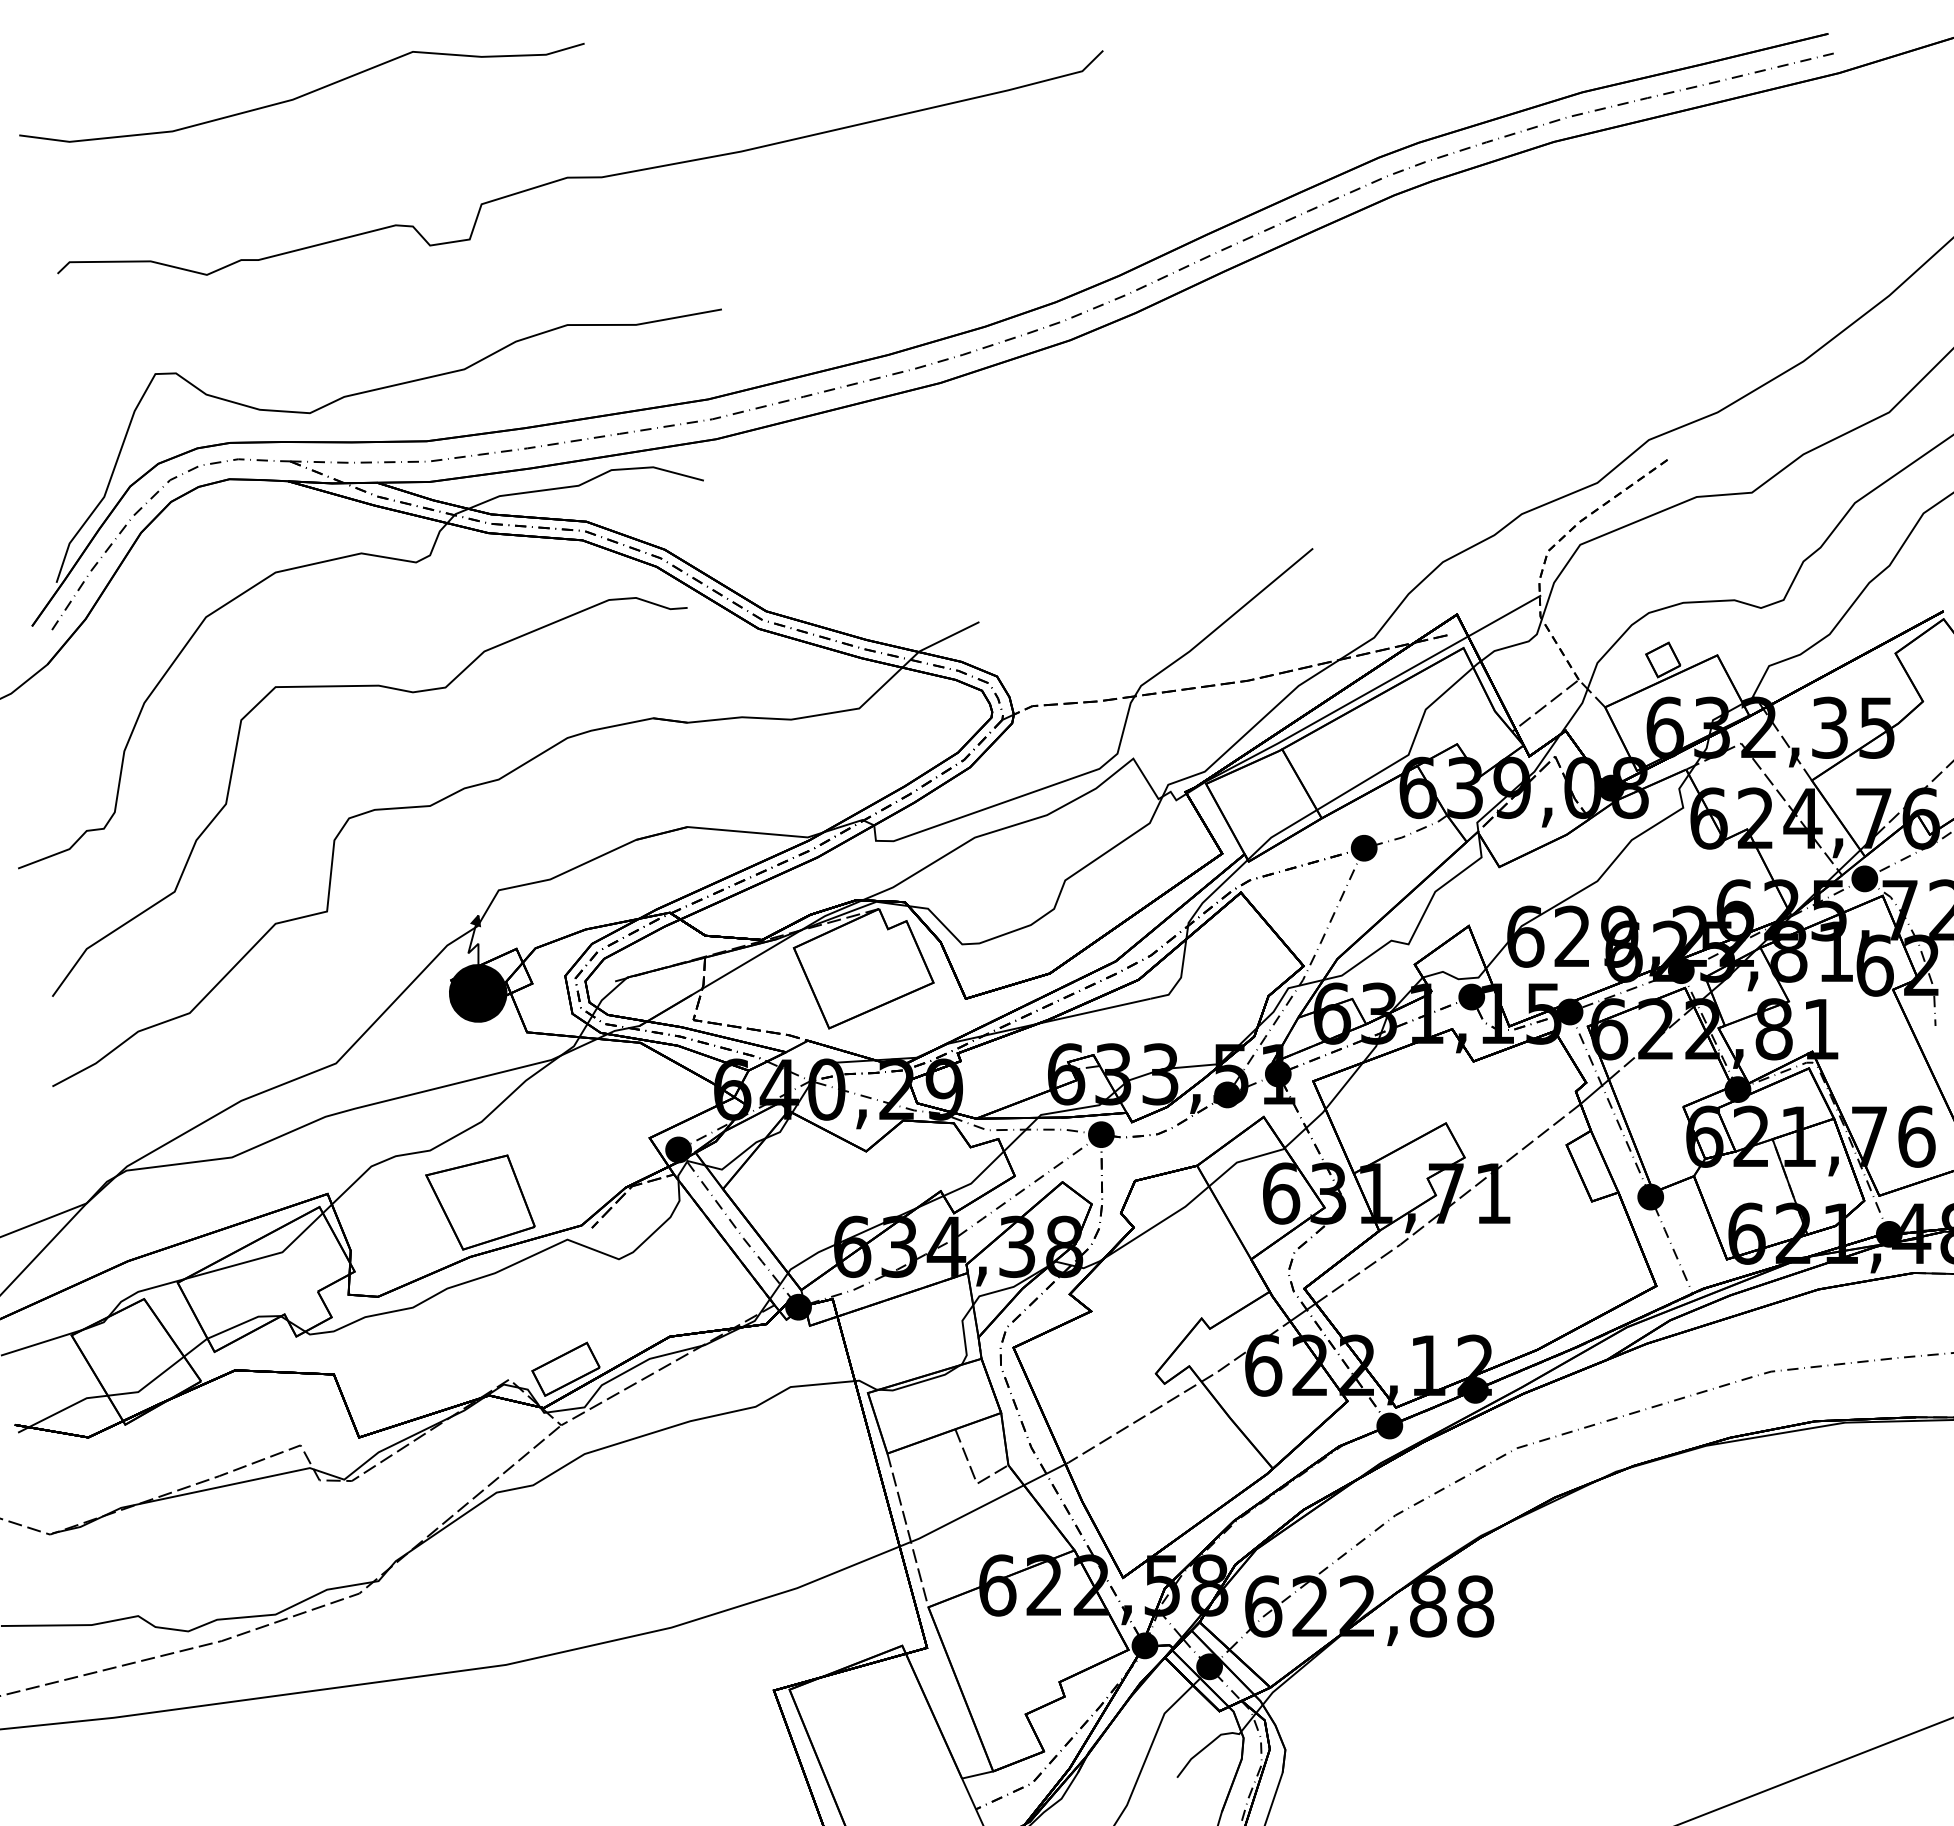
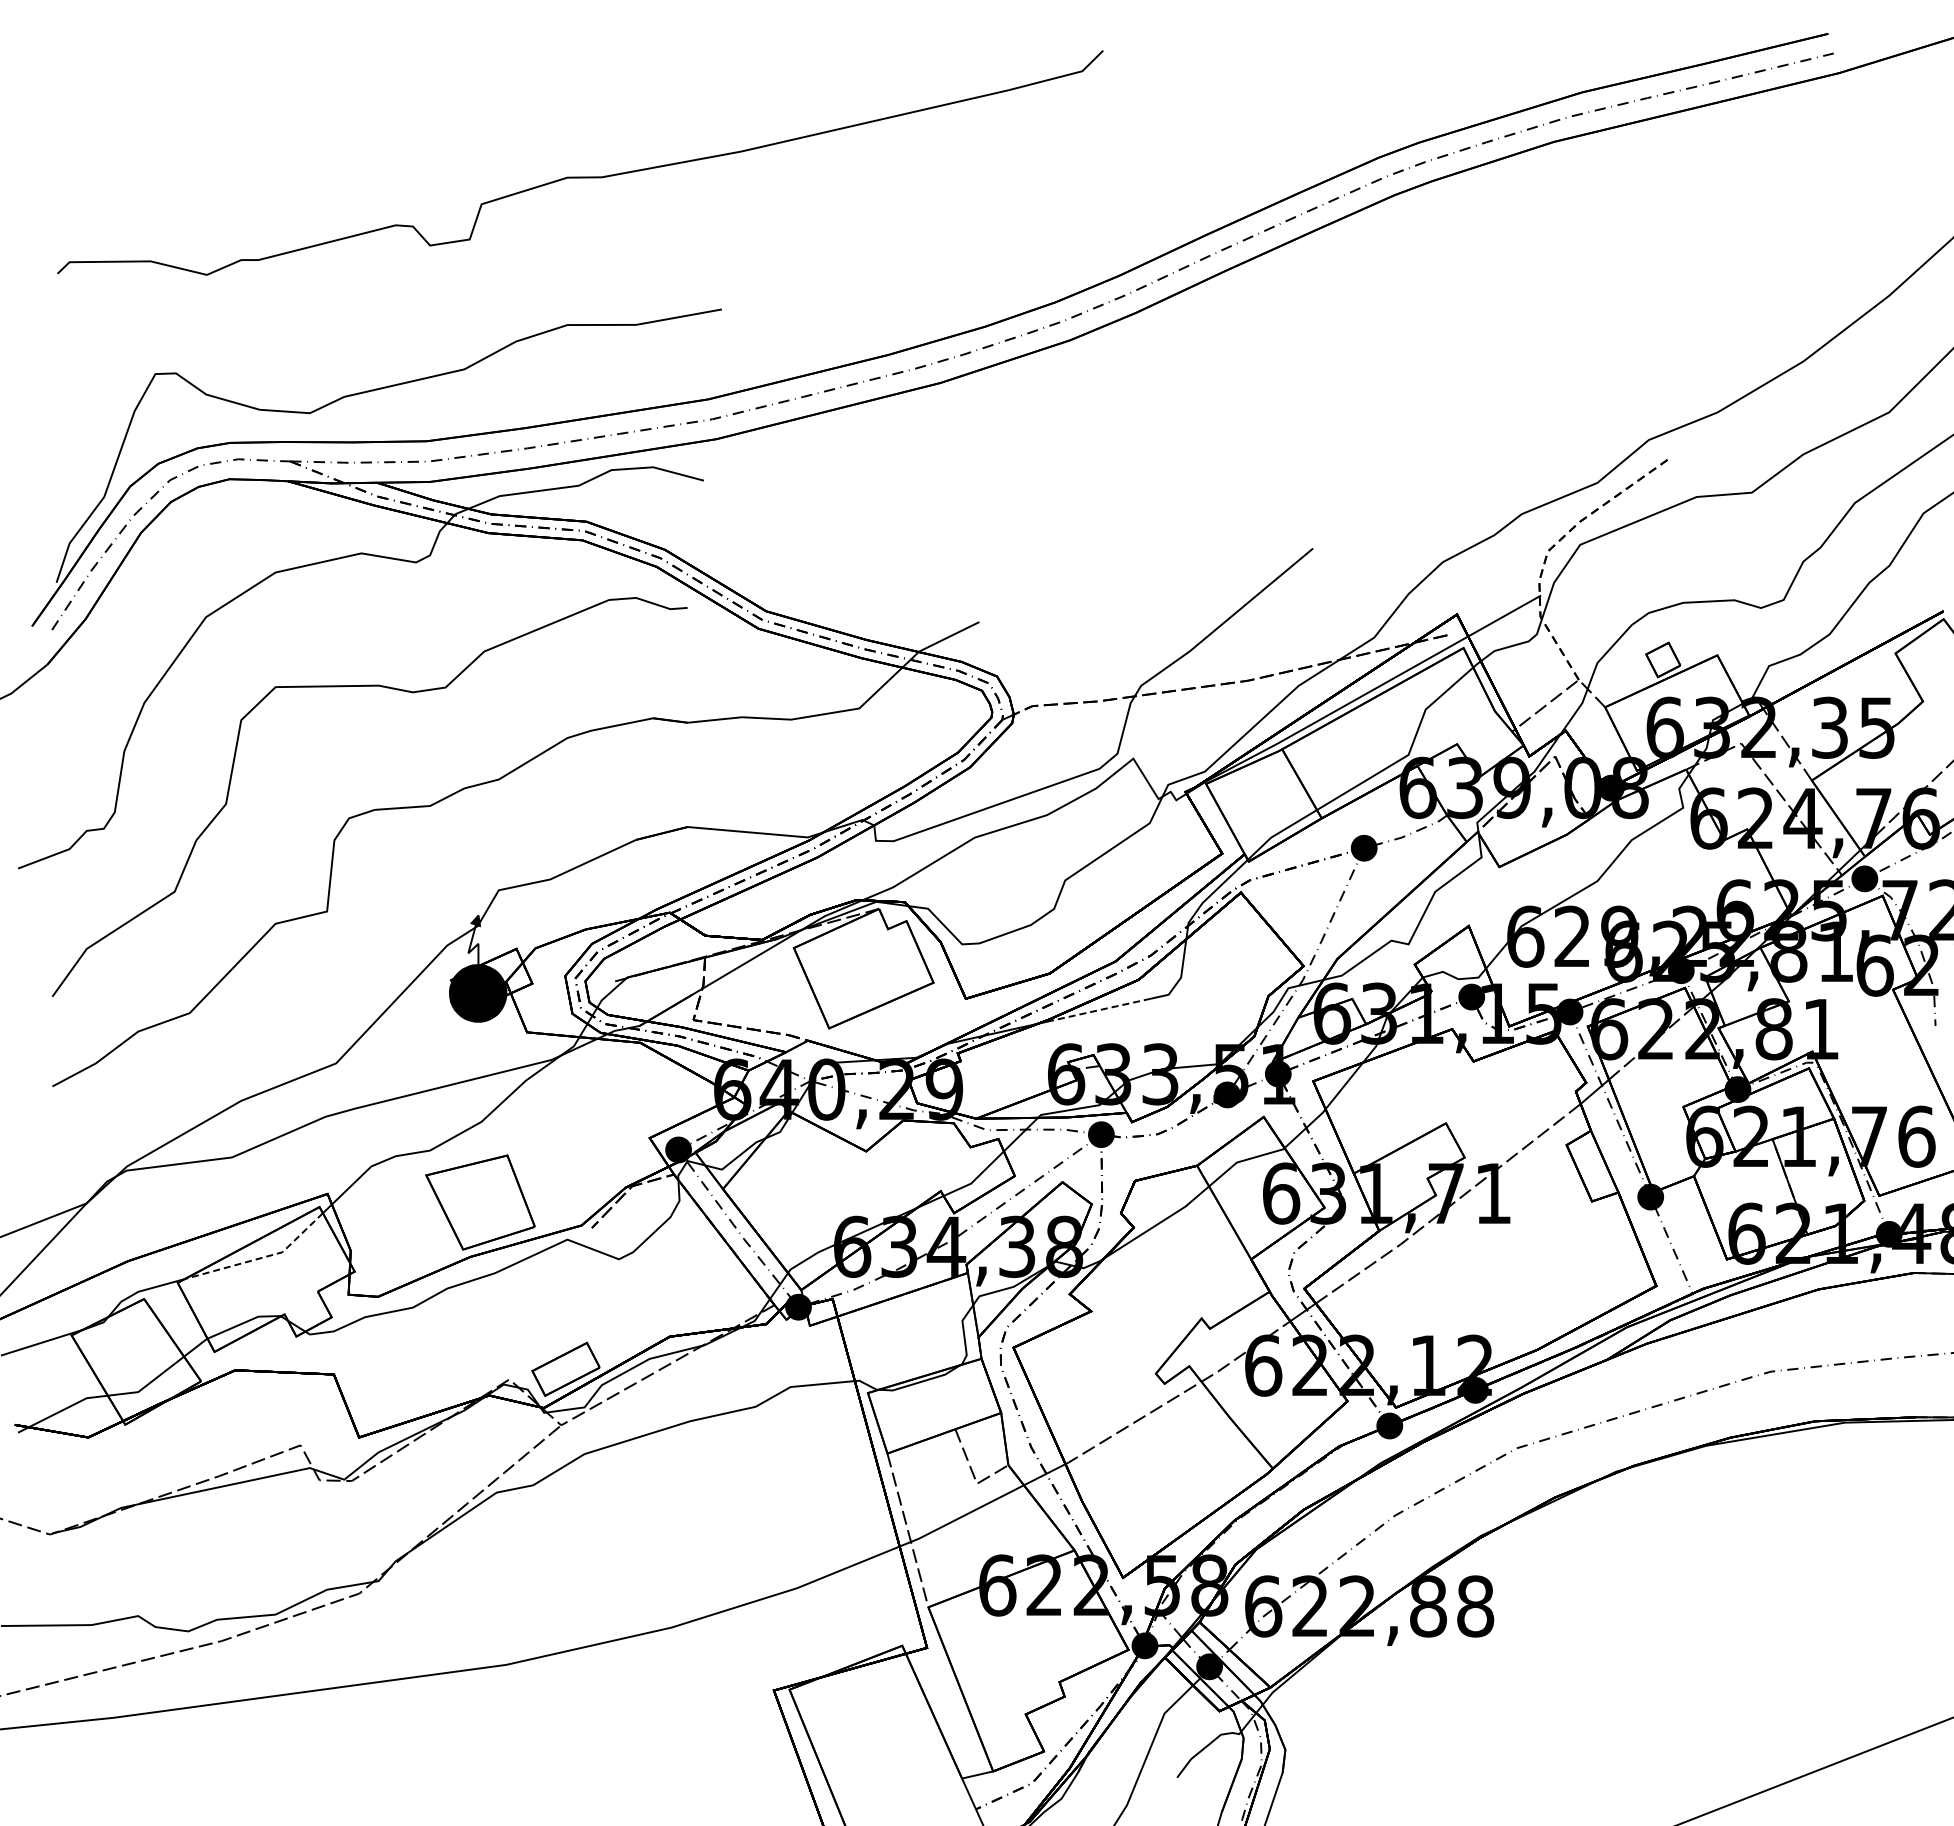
curve: present -> none (302, 94)
line: solid -> dashed (1099, 1010)
line: solid -> dashed (261, 1258)
